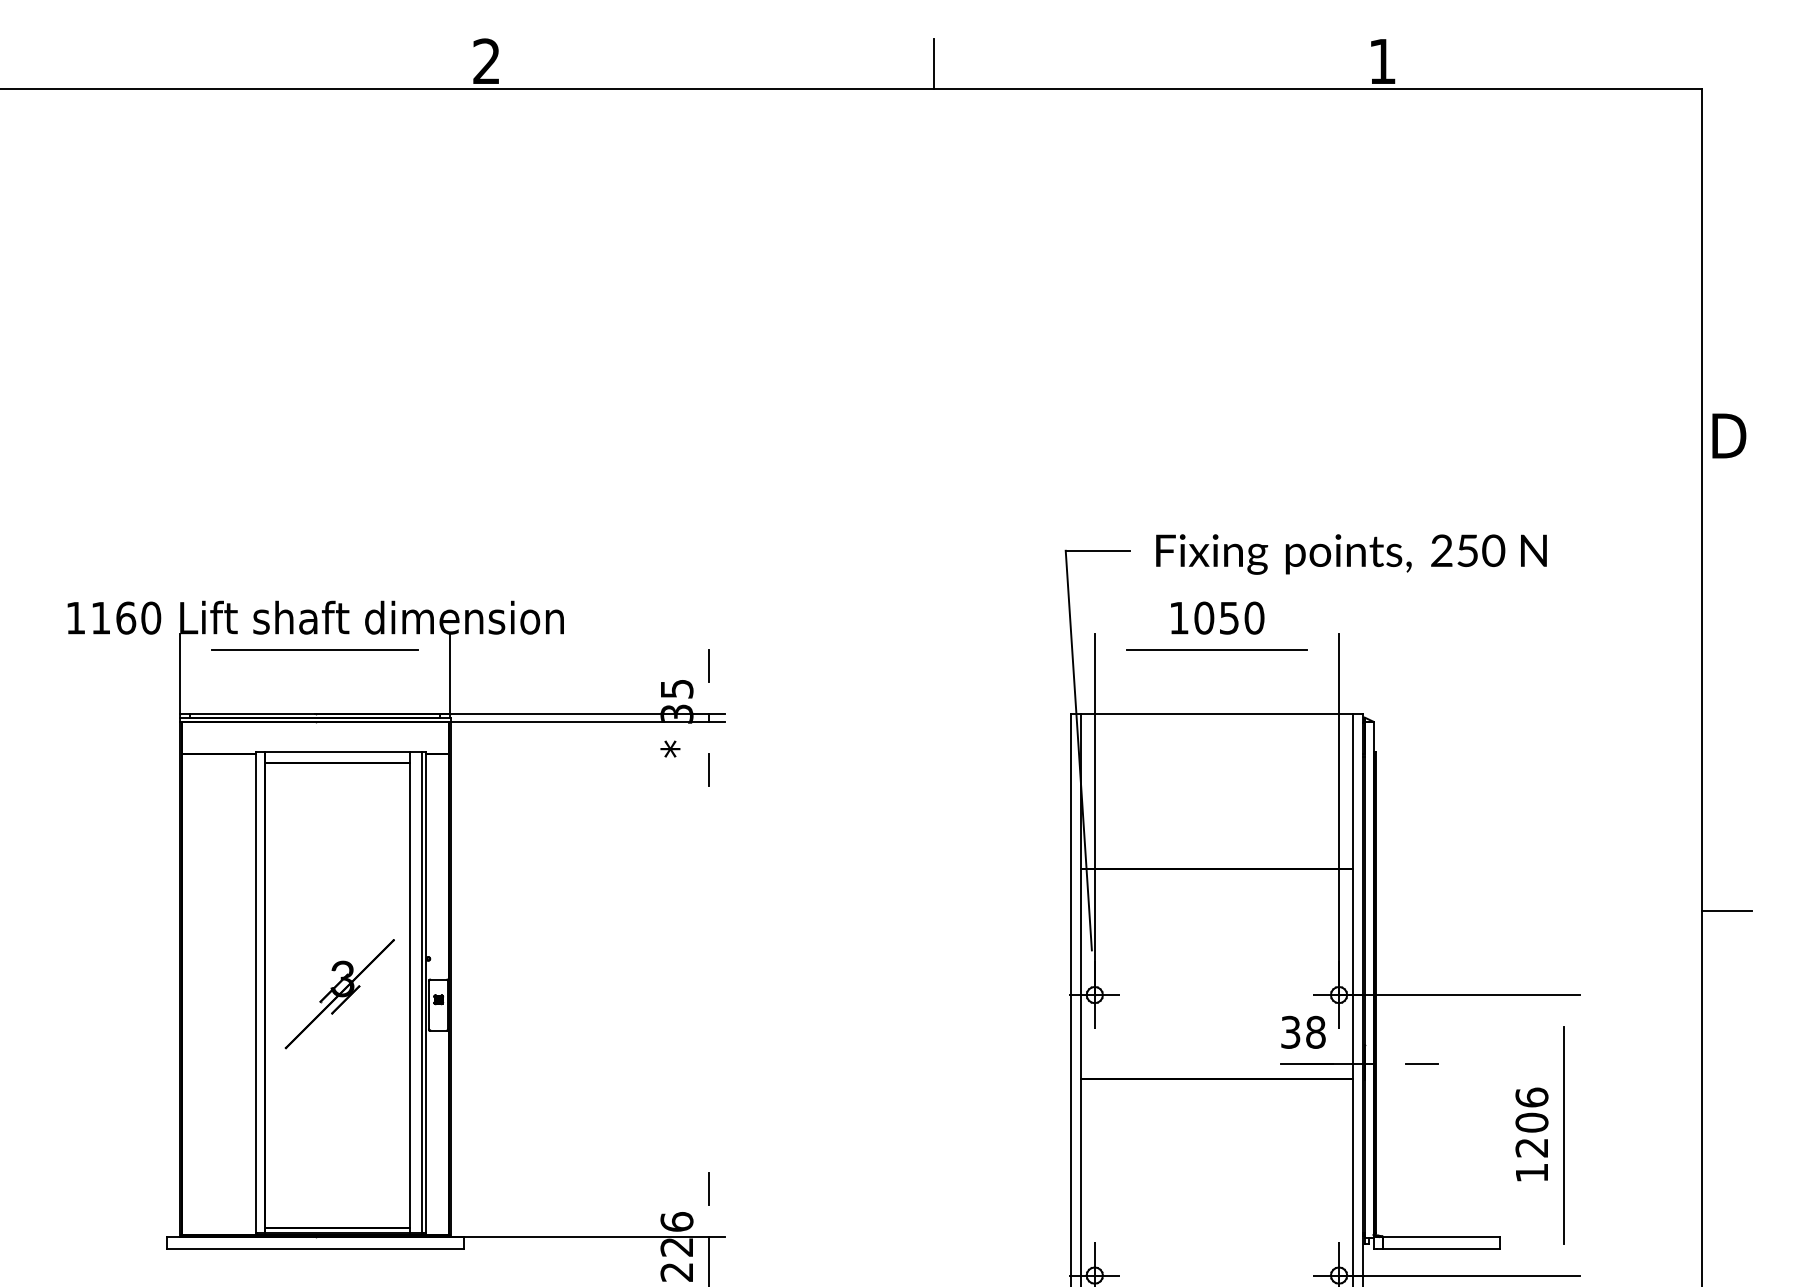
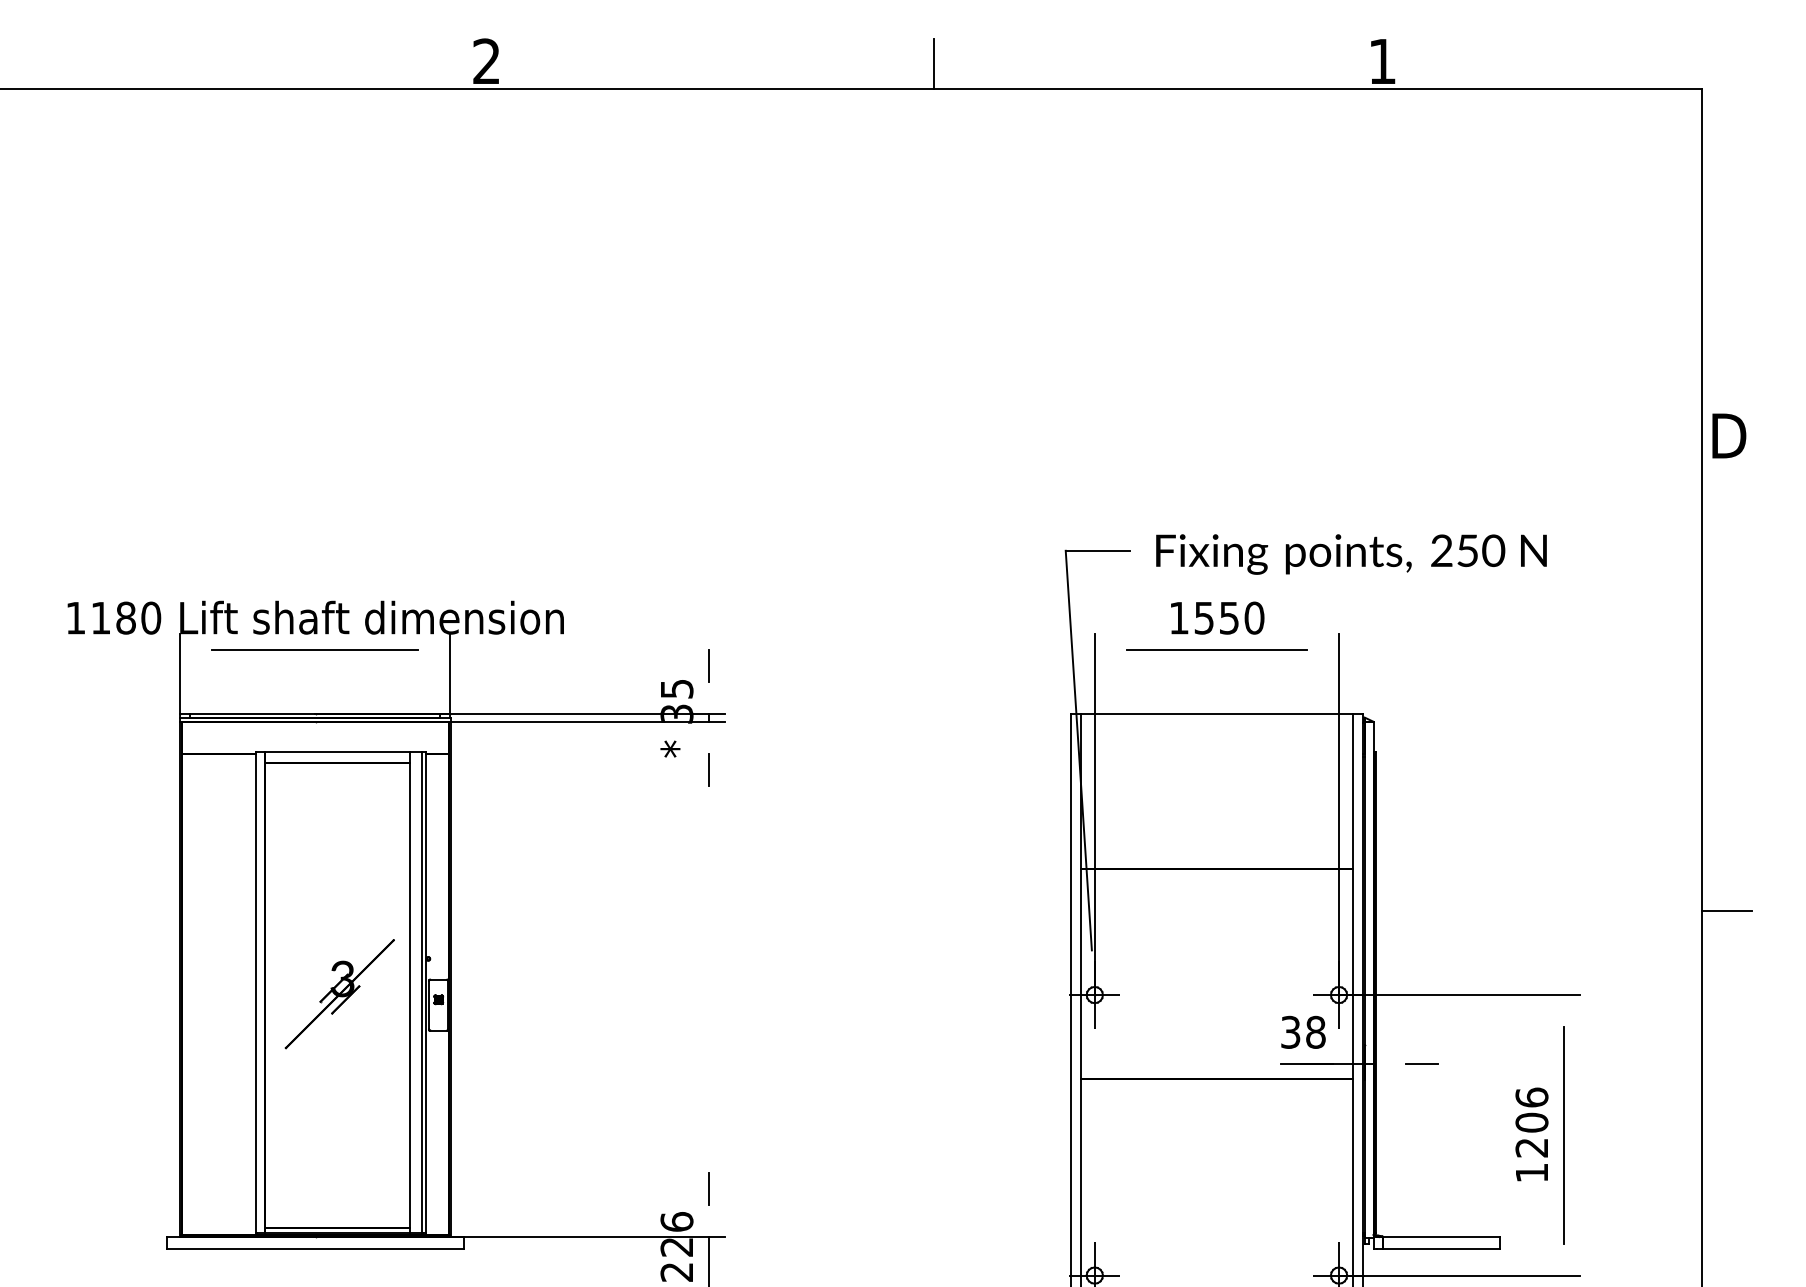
text: 1160 -> 1180 (126, 617)
text: 1050 -> 1550 (1204, 617)
